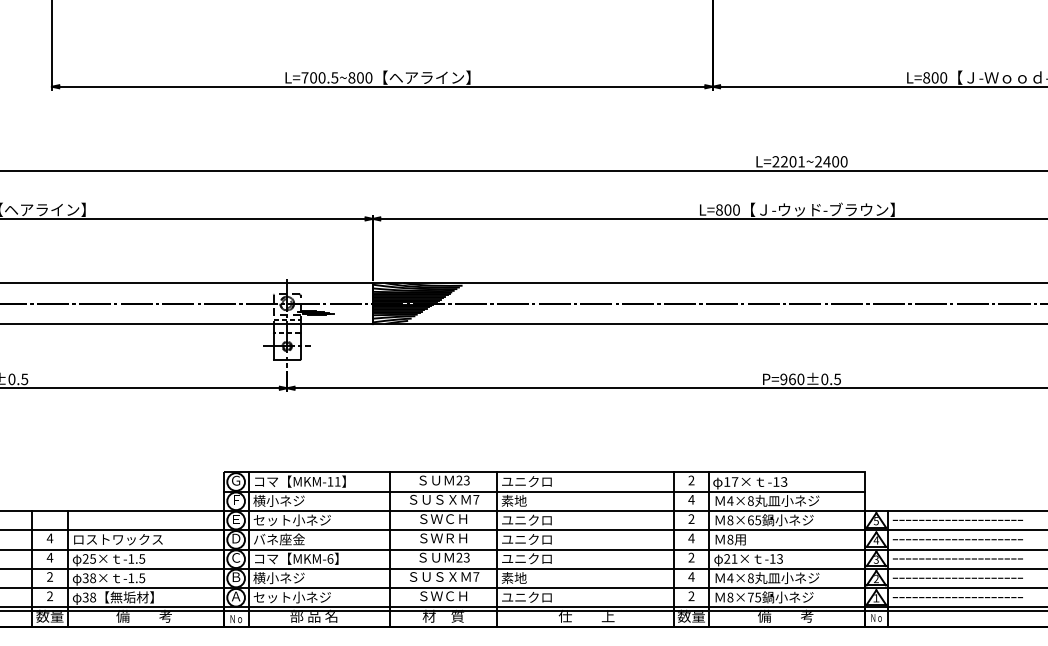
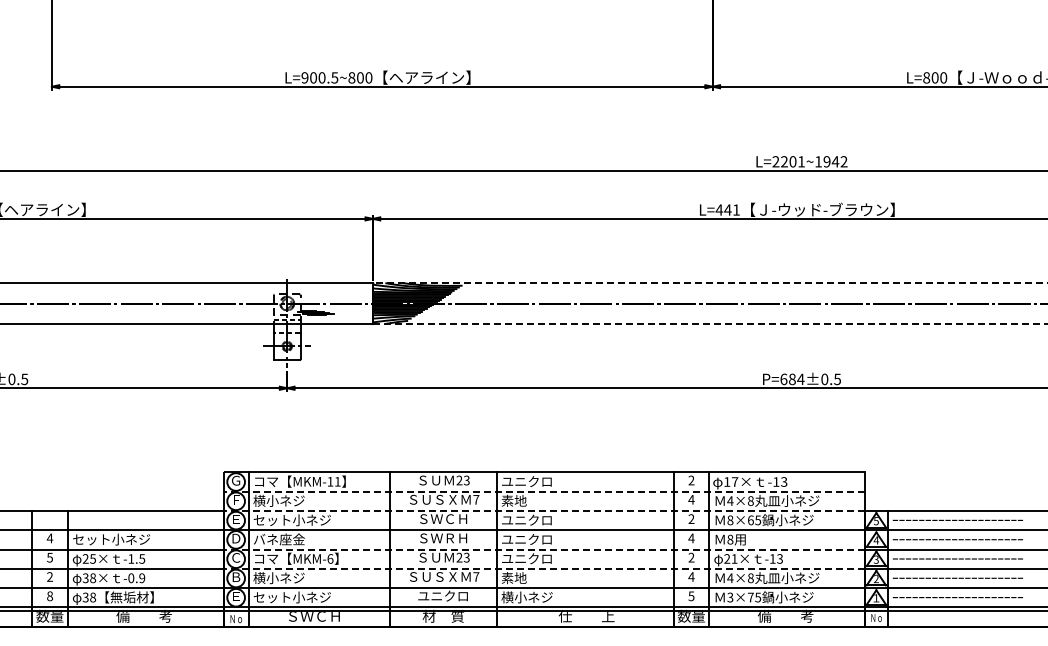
text: L=700.5~800 -> L=900.5~800 (304, 77)
text: L=2201~2400 -> L=2201~1942 (831, 161)
text: L=800 -> L=441 (727, 209)
line: solid -> dashed (710, 283)
line: solid -> dashed (710, 323)
text: P=960±0.5 -> P=684±0.5 (792, 379)
line: solid -> dashed (544, 491)
line: solid -> dashed (544, 510)
text: ロストワックス -> セット小ネジ (117, 539)
line: solid -> dashed (544, 549)
text: 4 -> 5 (49, 557)
line: solid -> dashed (544, 568)
text: -1.5 -> -0.9 (136, 578)
text: ＳＷＣＨ -> ユニクロ (442, 595)
text: 2 -> 8 (50, 596)
text: Ａ -> Ｅ (236, 596)
text: 2 -> 5 (691, 596)
text: 8×75 -> 3×75 (730, 596)
text: ユニクロ -> 横小ネジ (526, 597)
text: 部 品 名 -> ＳＷＣＨ (314, 615)
